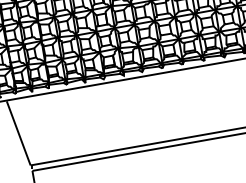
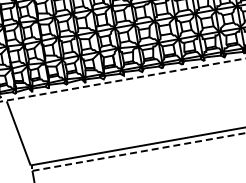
line: solid -> dashed (123, 80)
line: solid -> dashed (138, 152)
